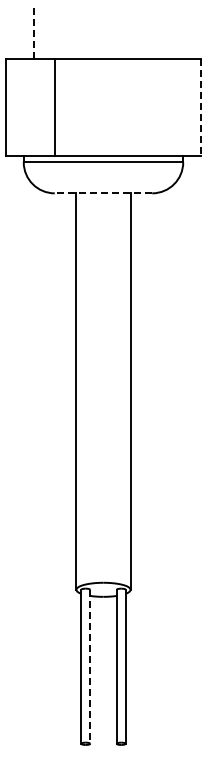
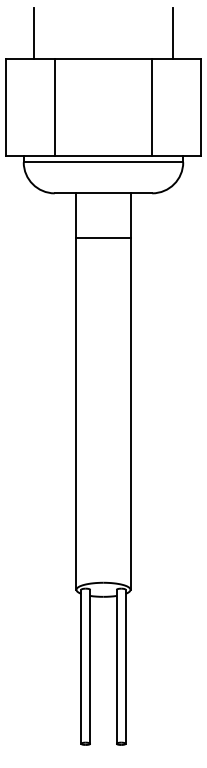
line: none -> present (172, 32)
line: dashed -> solid (34, 33)
line: none -> present (152, 107)
line: dashed -> solid (200, 107)
line: dashed -> solid (103, 193)
line: none -> present (103, 237)
line: dashed -> solid (90, 666)
